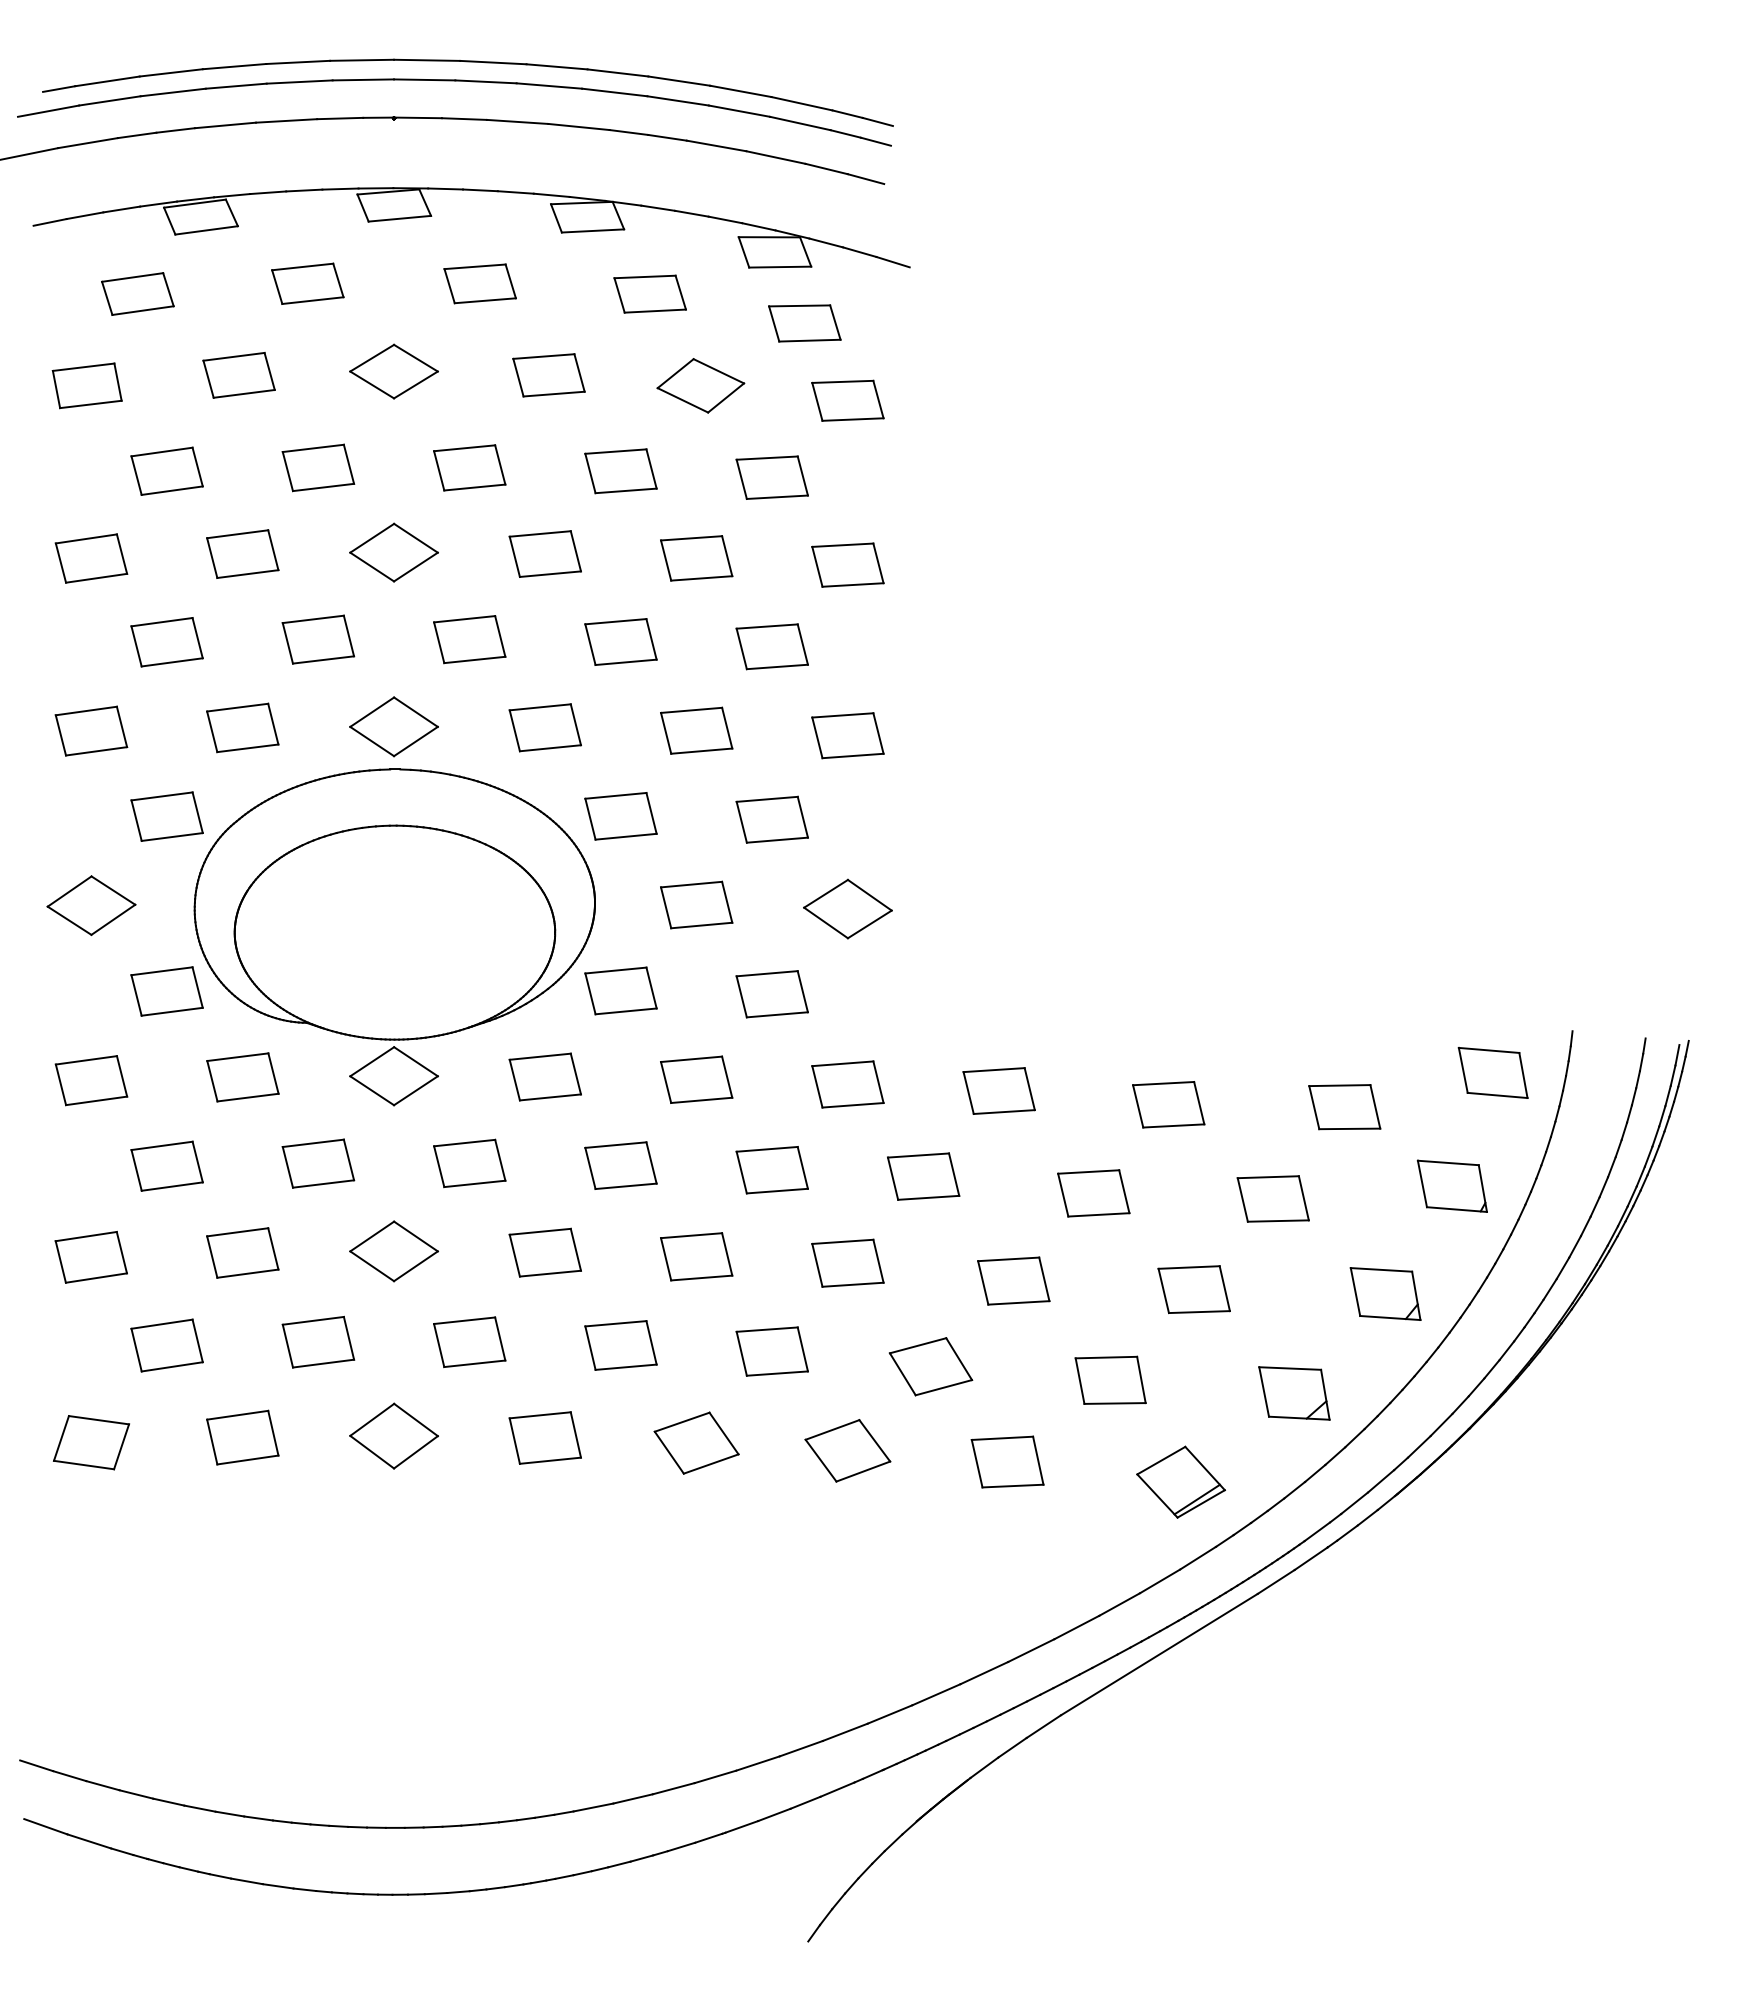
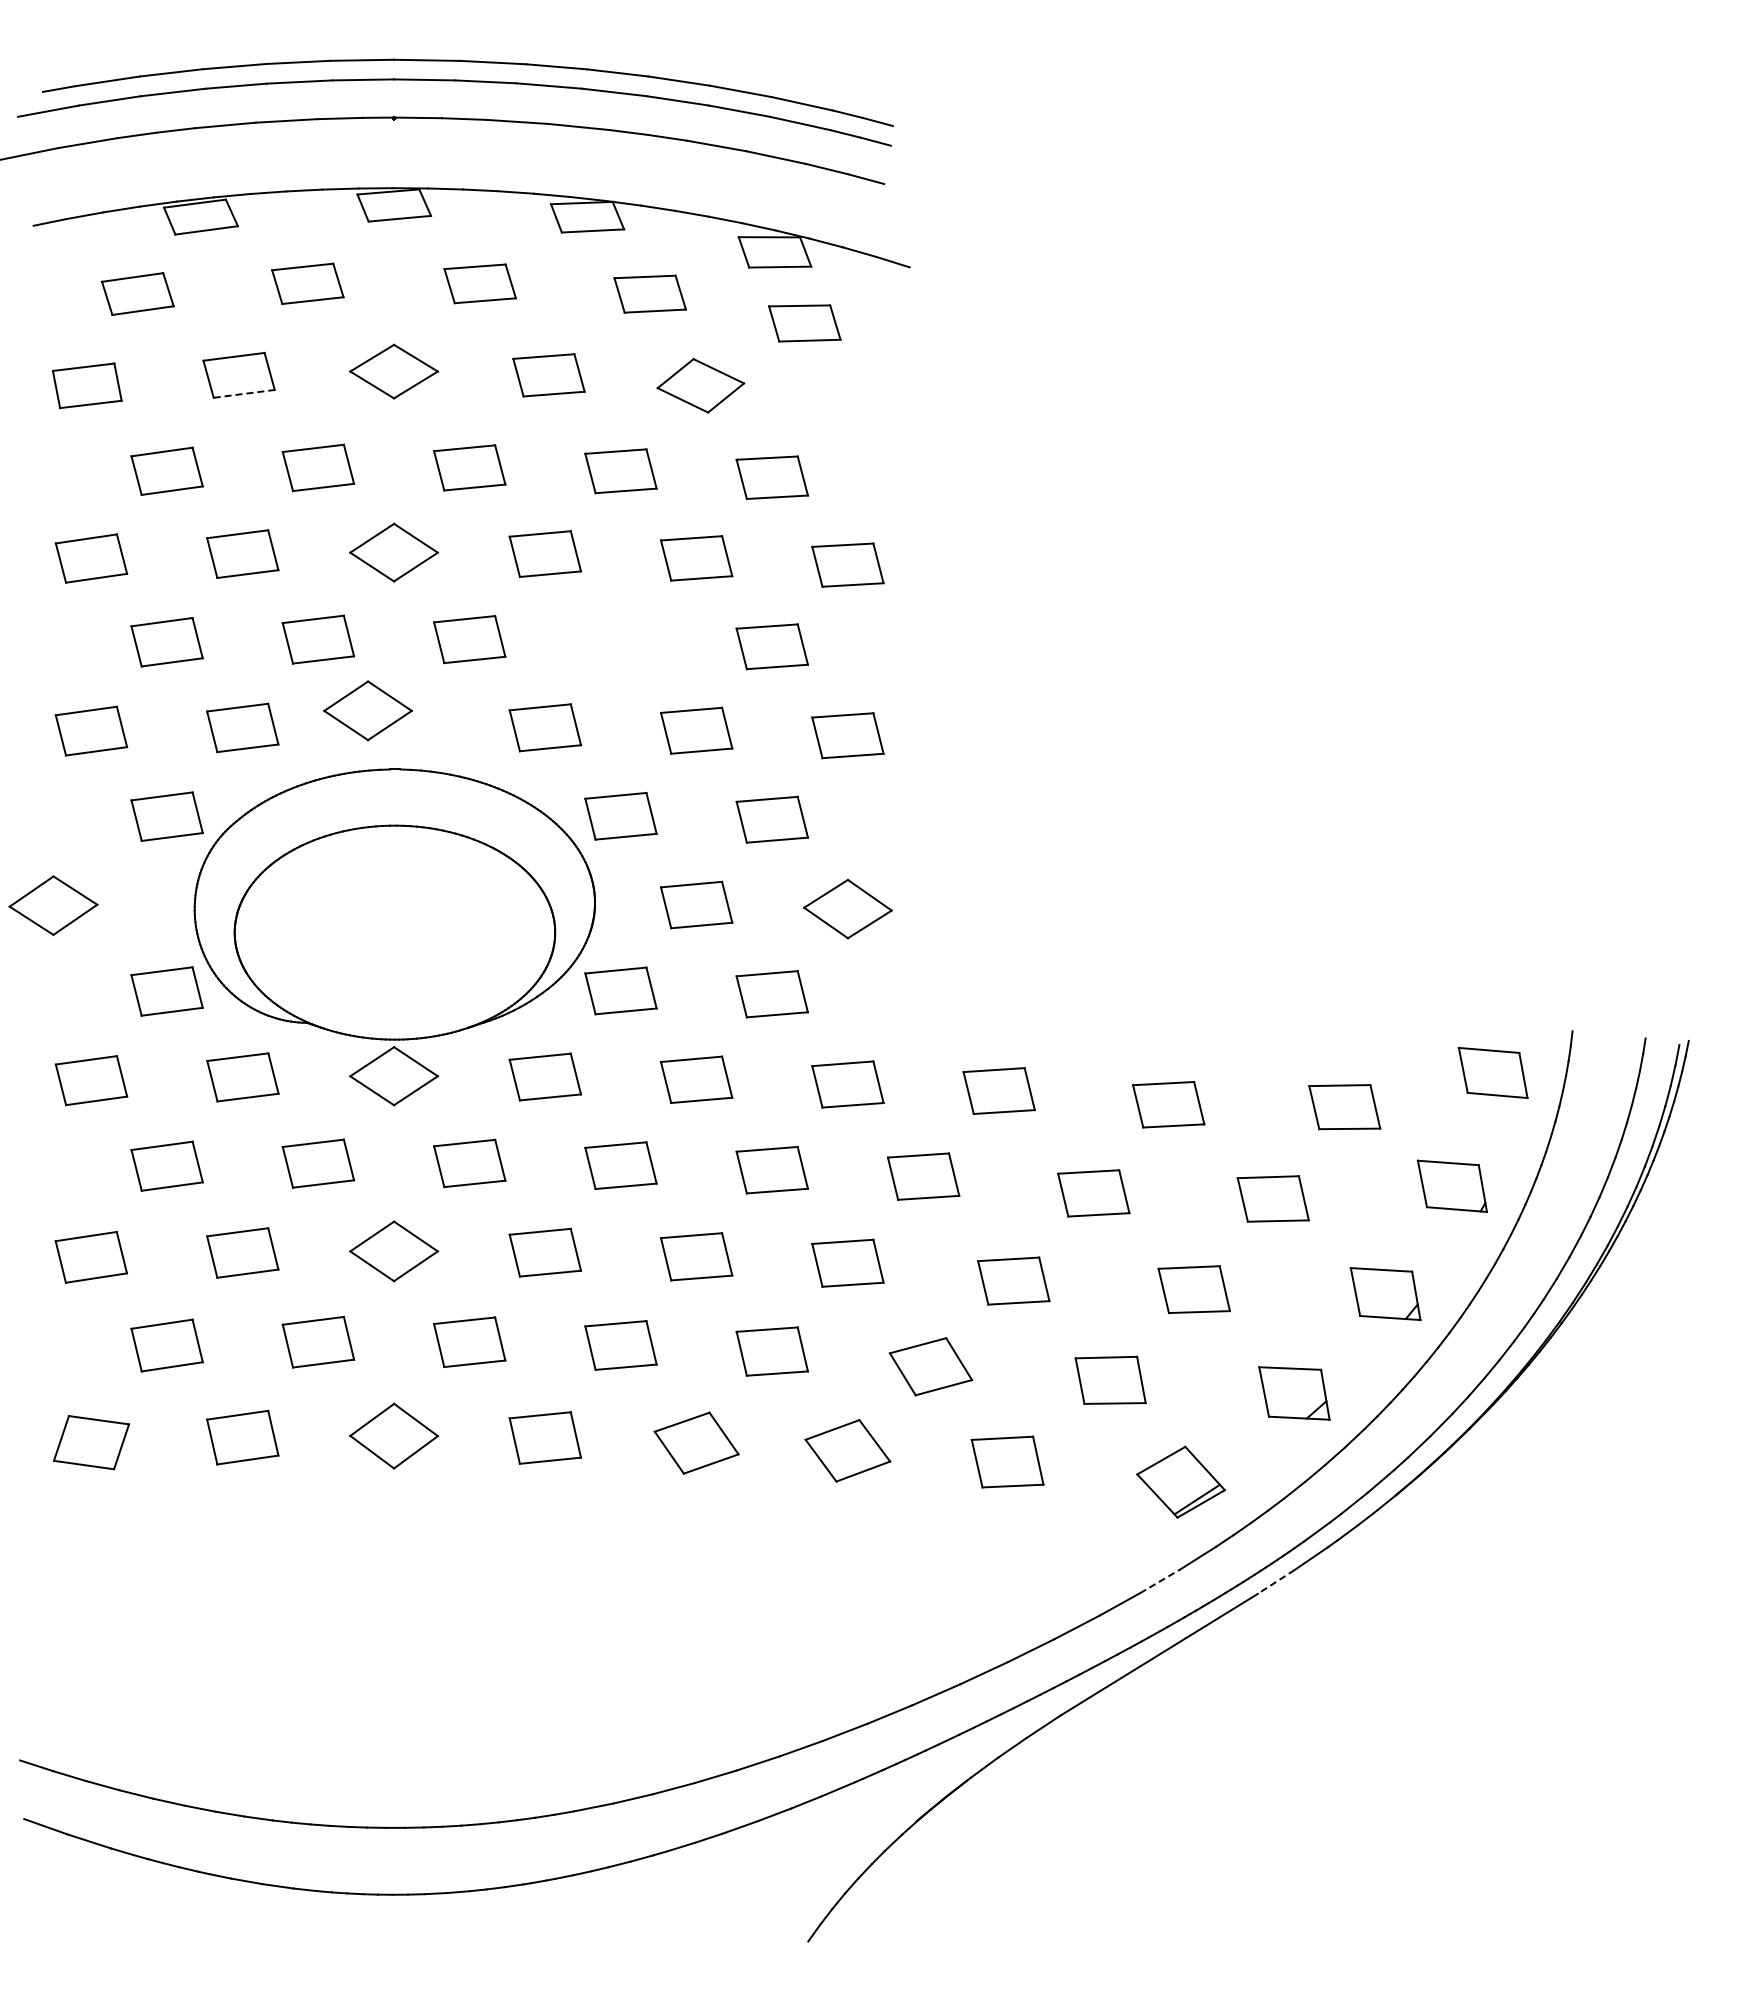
line: solid -> dashed (244, 393)
part: present -> none (847, 400)
part: present -> none (620, 641)
part position: (393, 726) -> (367, 710) (367, 710)
part position: (91, 905) -> (53, 905) (53, 905)
line: solid -> dashed (1160, 1581)
line: solid -> dashed (1276, 1581)
